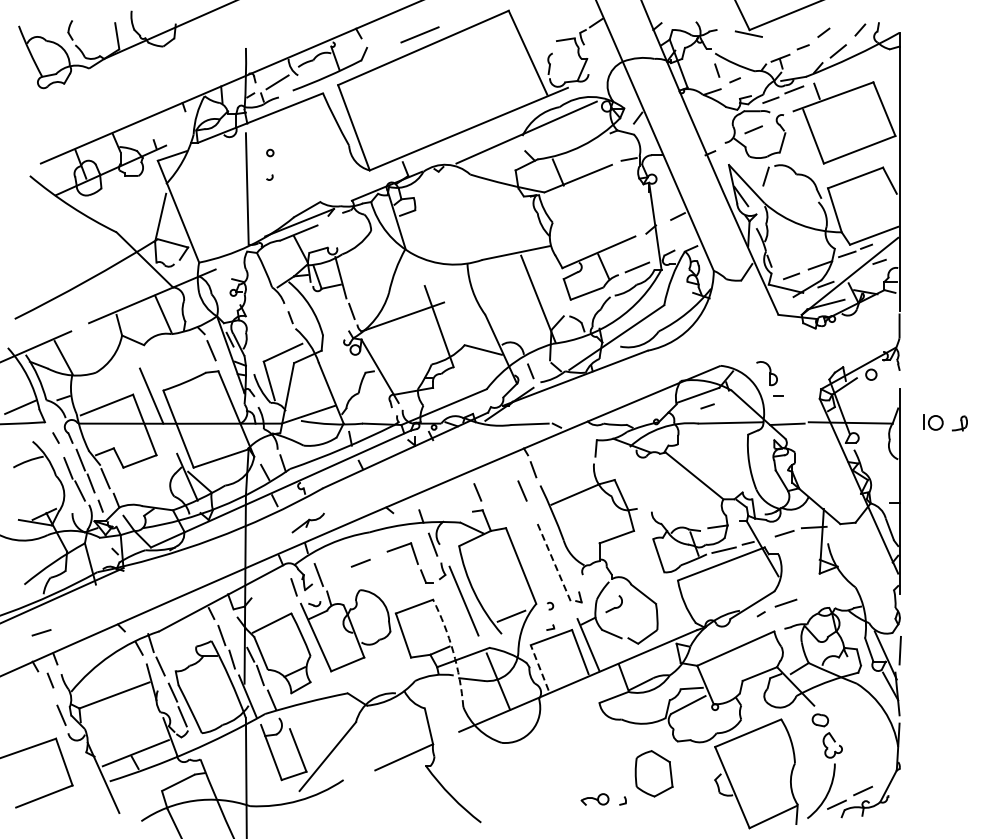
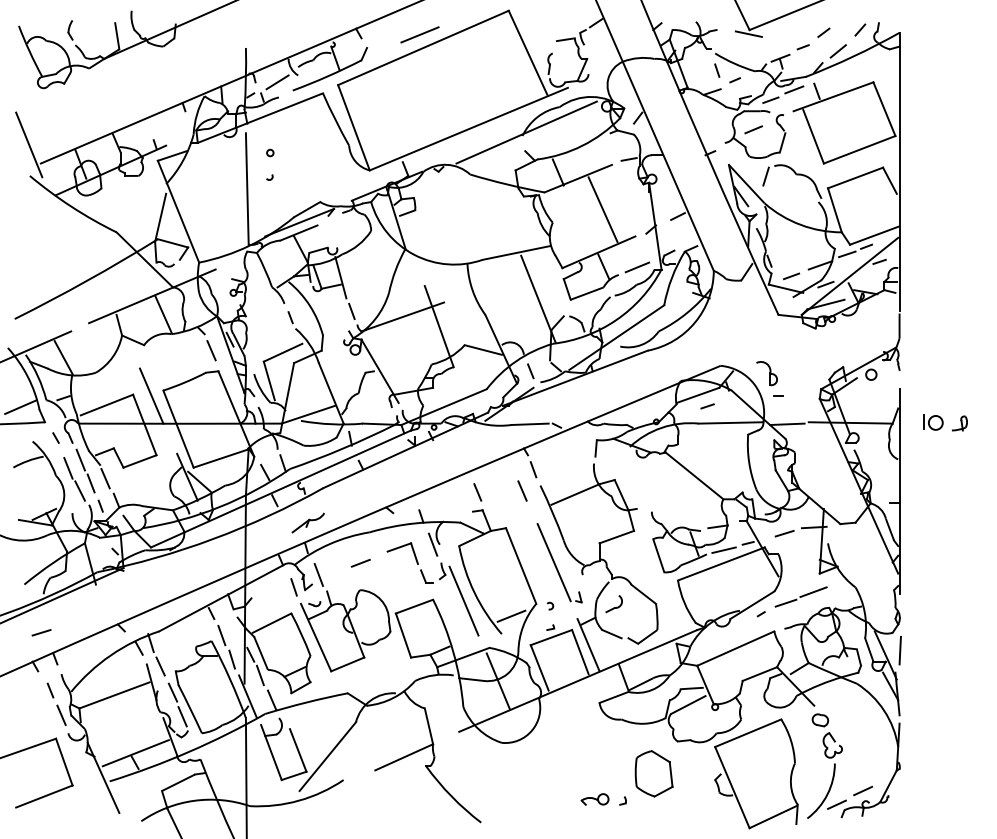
line: none -> present (29, 144)
line: none -> present (602, 209)
line: dashed -> solid (554, 562)
line: none -> present (813, 592)
arc: dashed -> solid (453, 651)
line: dashed -> solid (539, 667)
line position: (50, 680) -> (50, 690) (50, 690)
